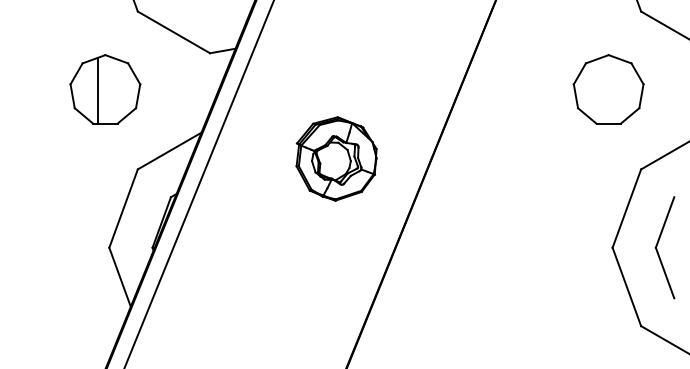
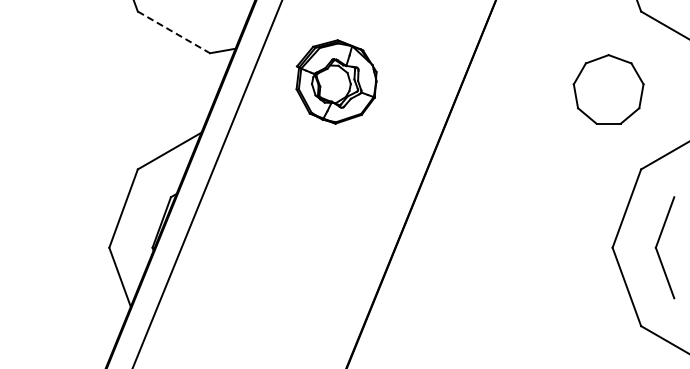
line: solid -> dashed (173, 32)
part: present -> none (105, 89)
part position: (336, 158) -> (336, 81) (336, 81)
line position: (199, 183) -> (207, 183) (207, 183)
